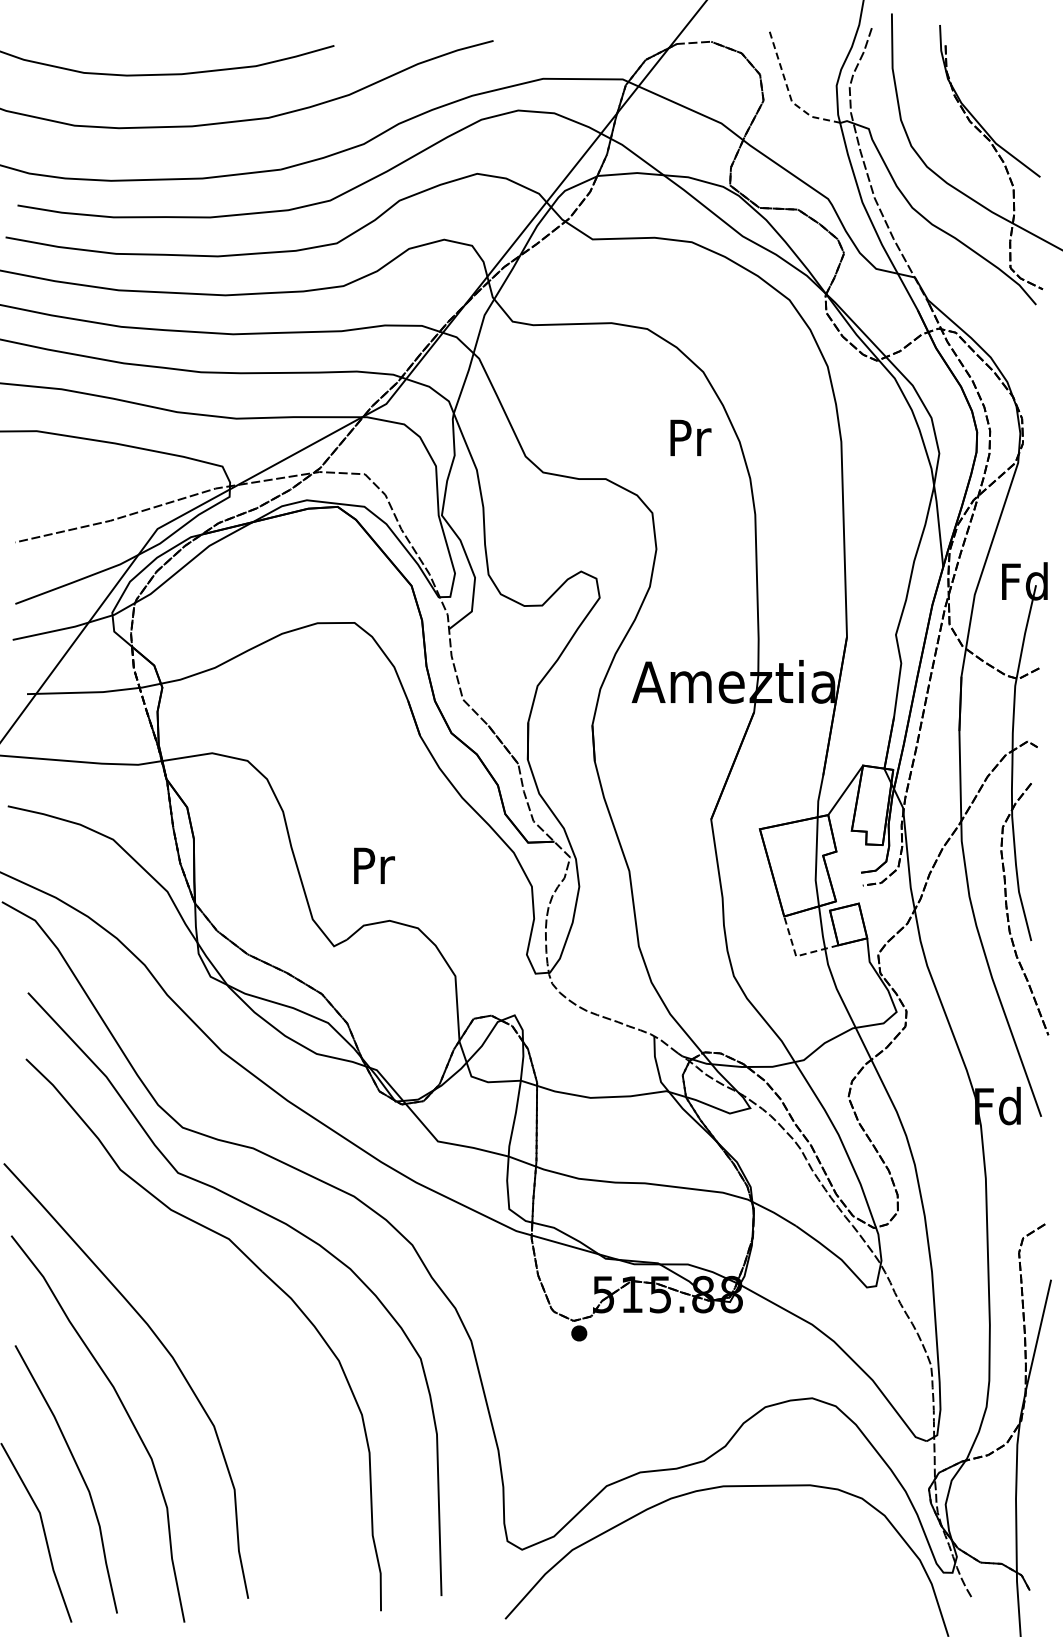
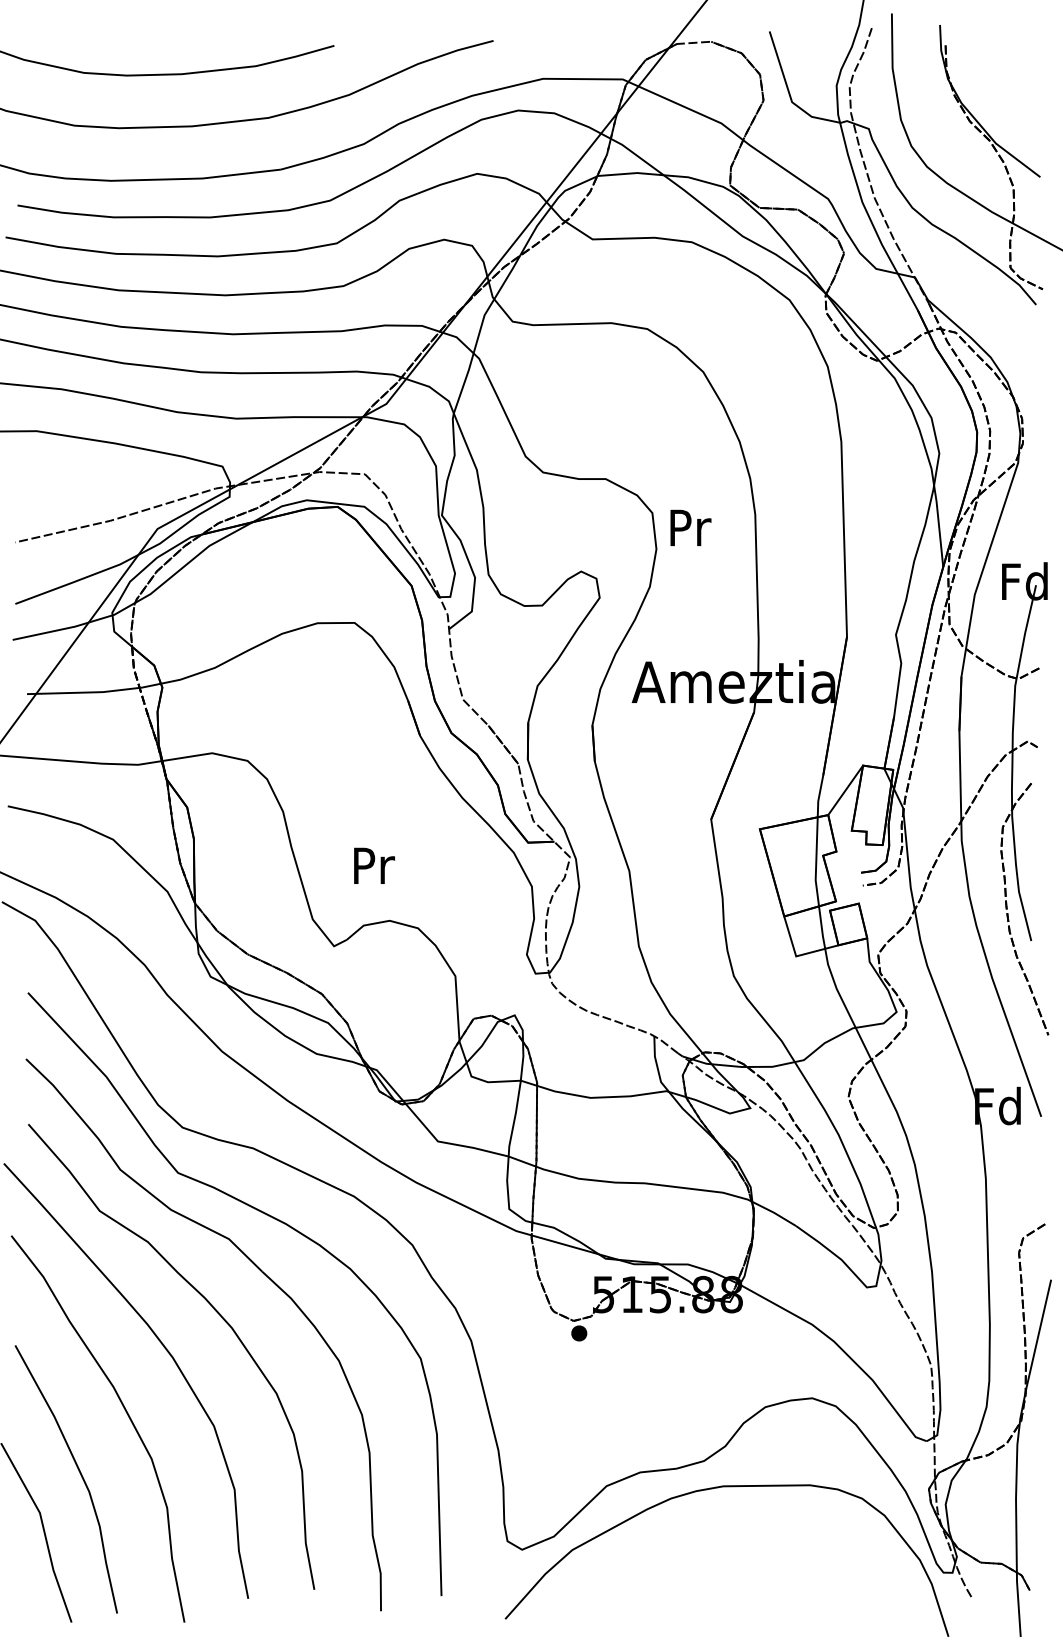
line: dashed -> solid (789, 93)
text position: (690, 437) -> (690, 527) (690, 527)
line: dashed -> solid (796, 956)
curve: none -> present (215, 1311)
